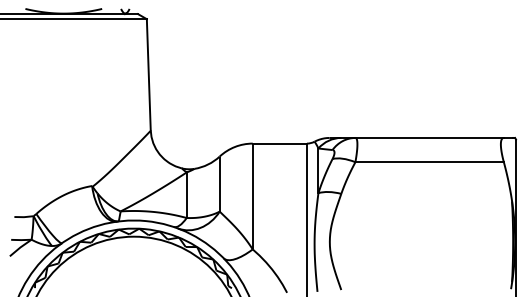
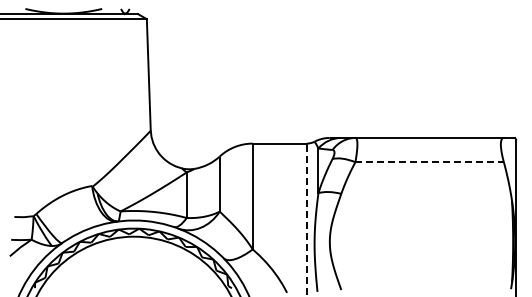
line: solid -> dashed (430, 162)
line: solid -> dashed (306, 219)
